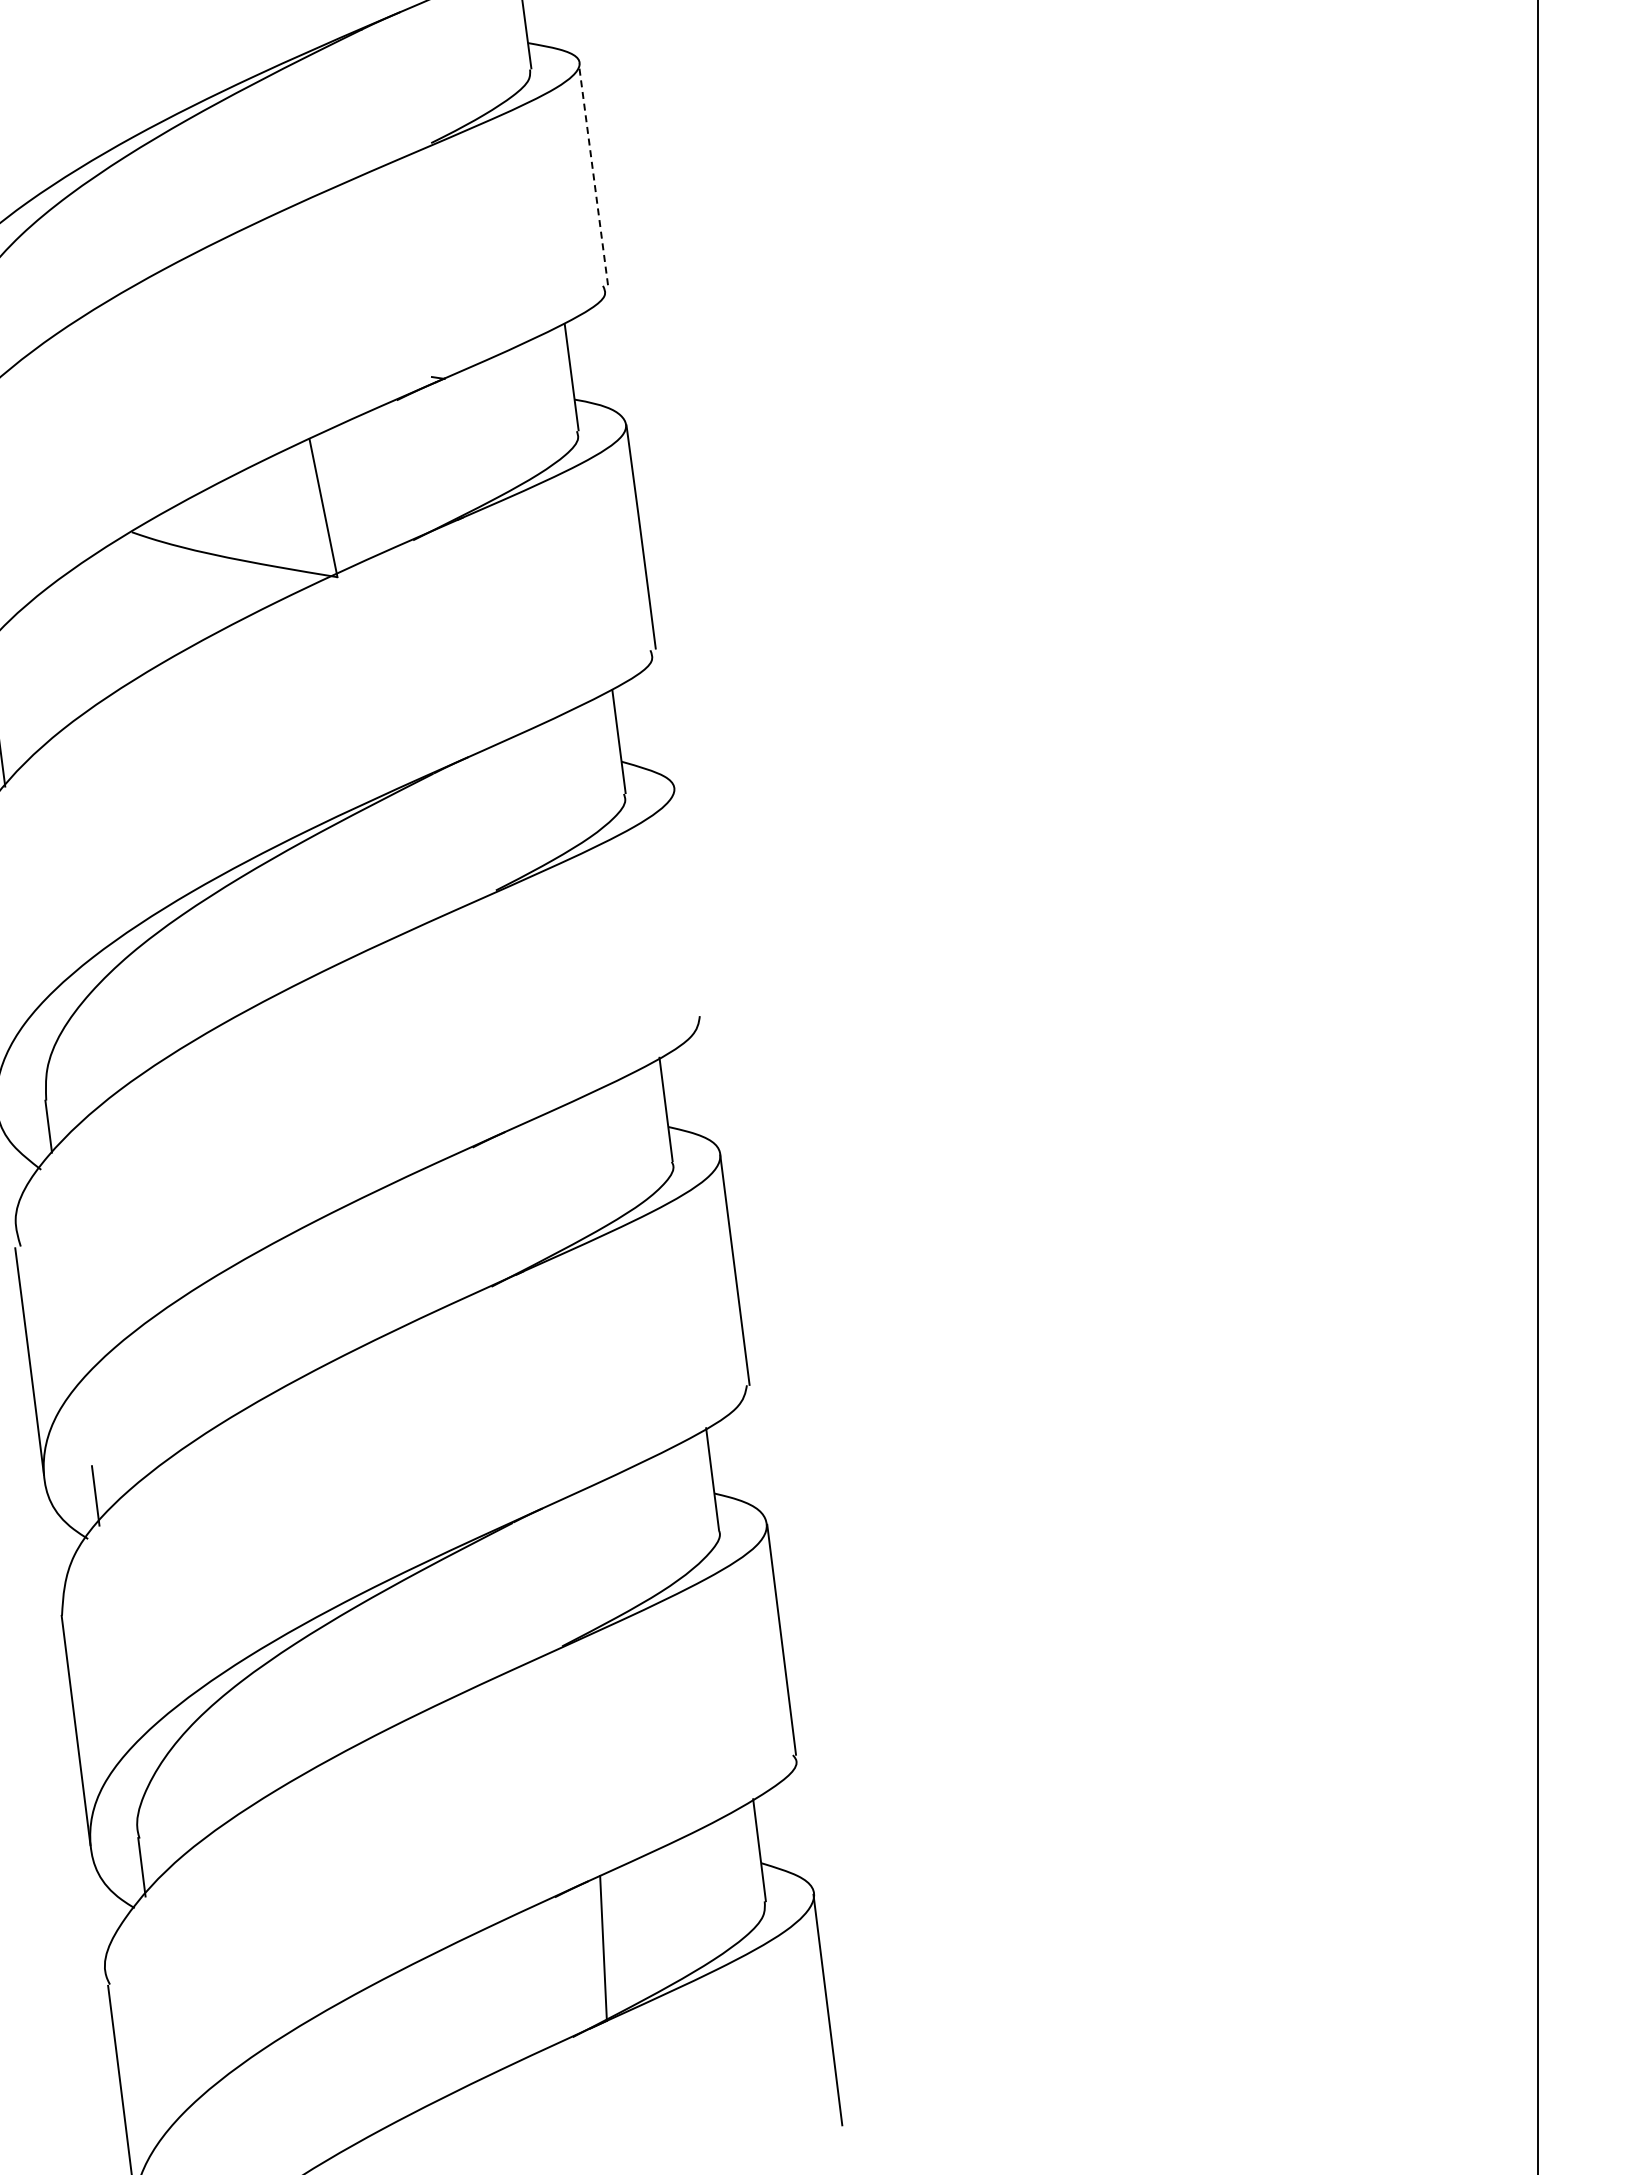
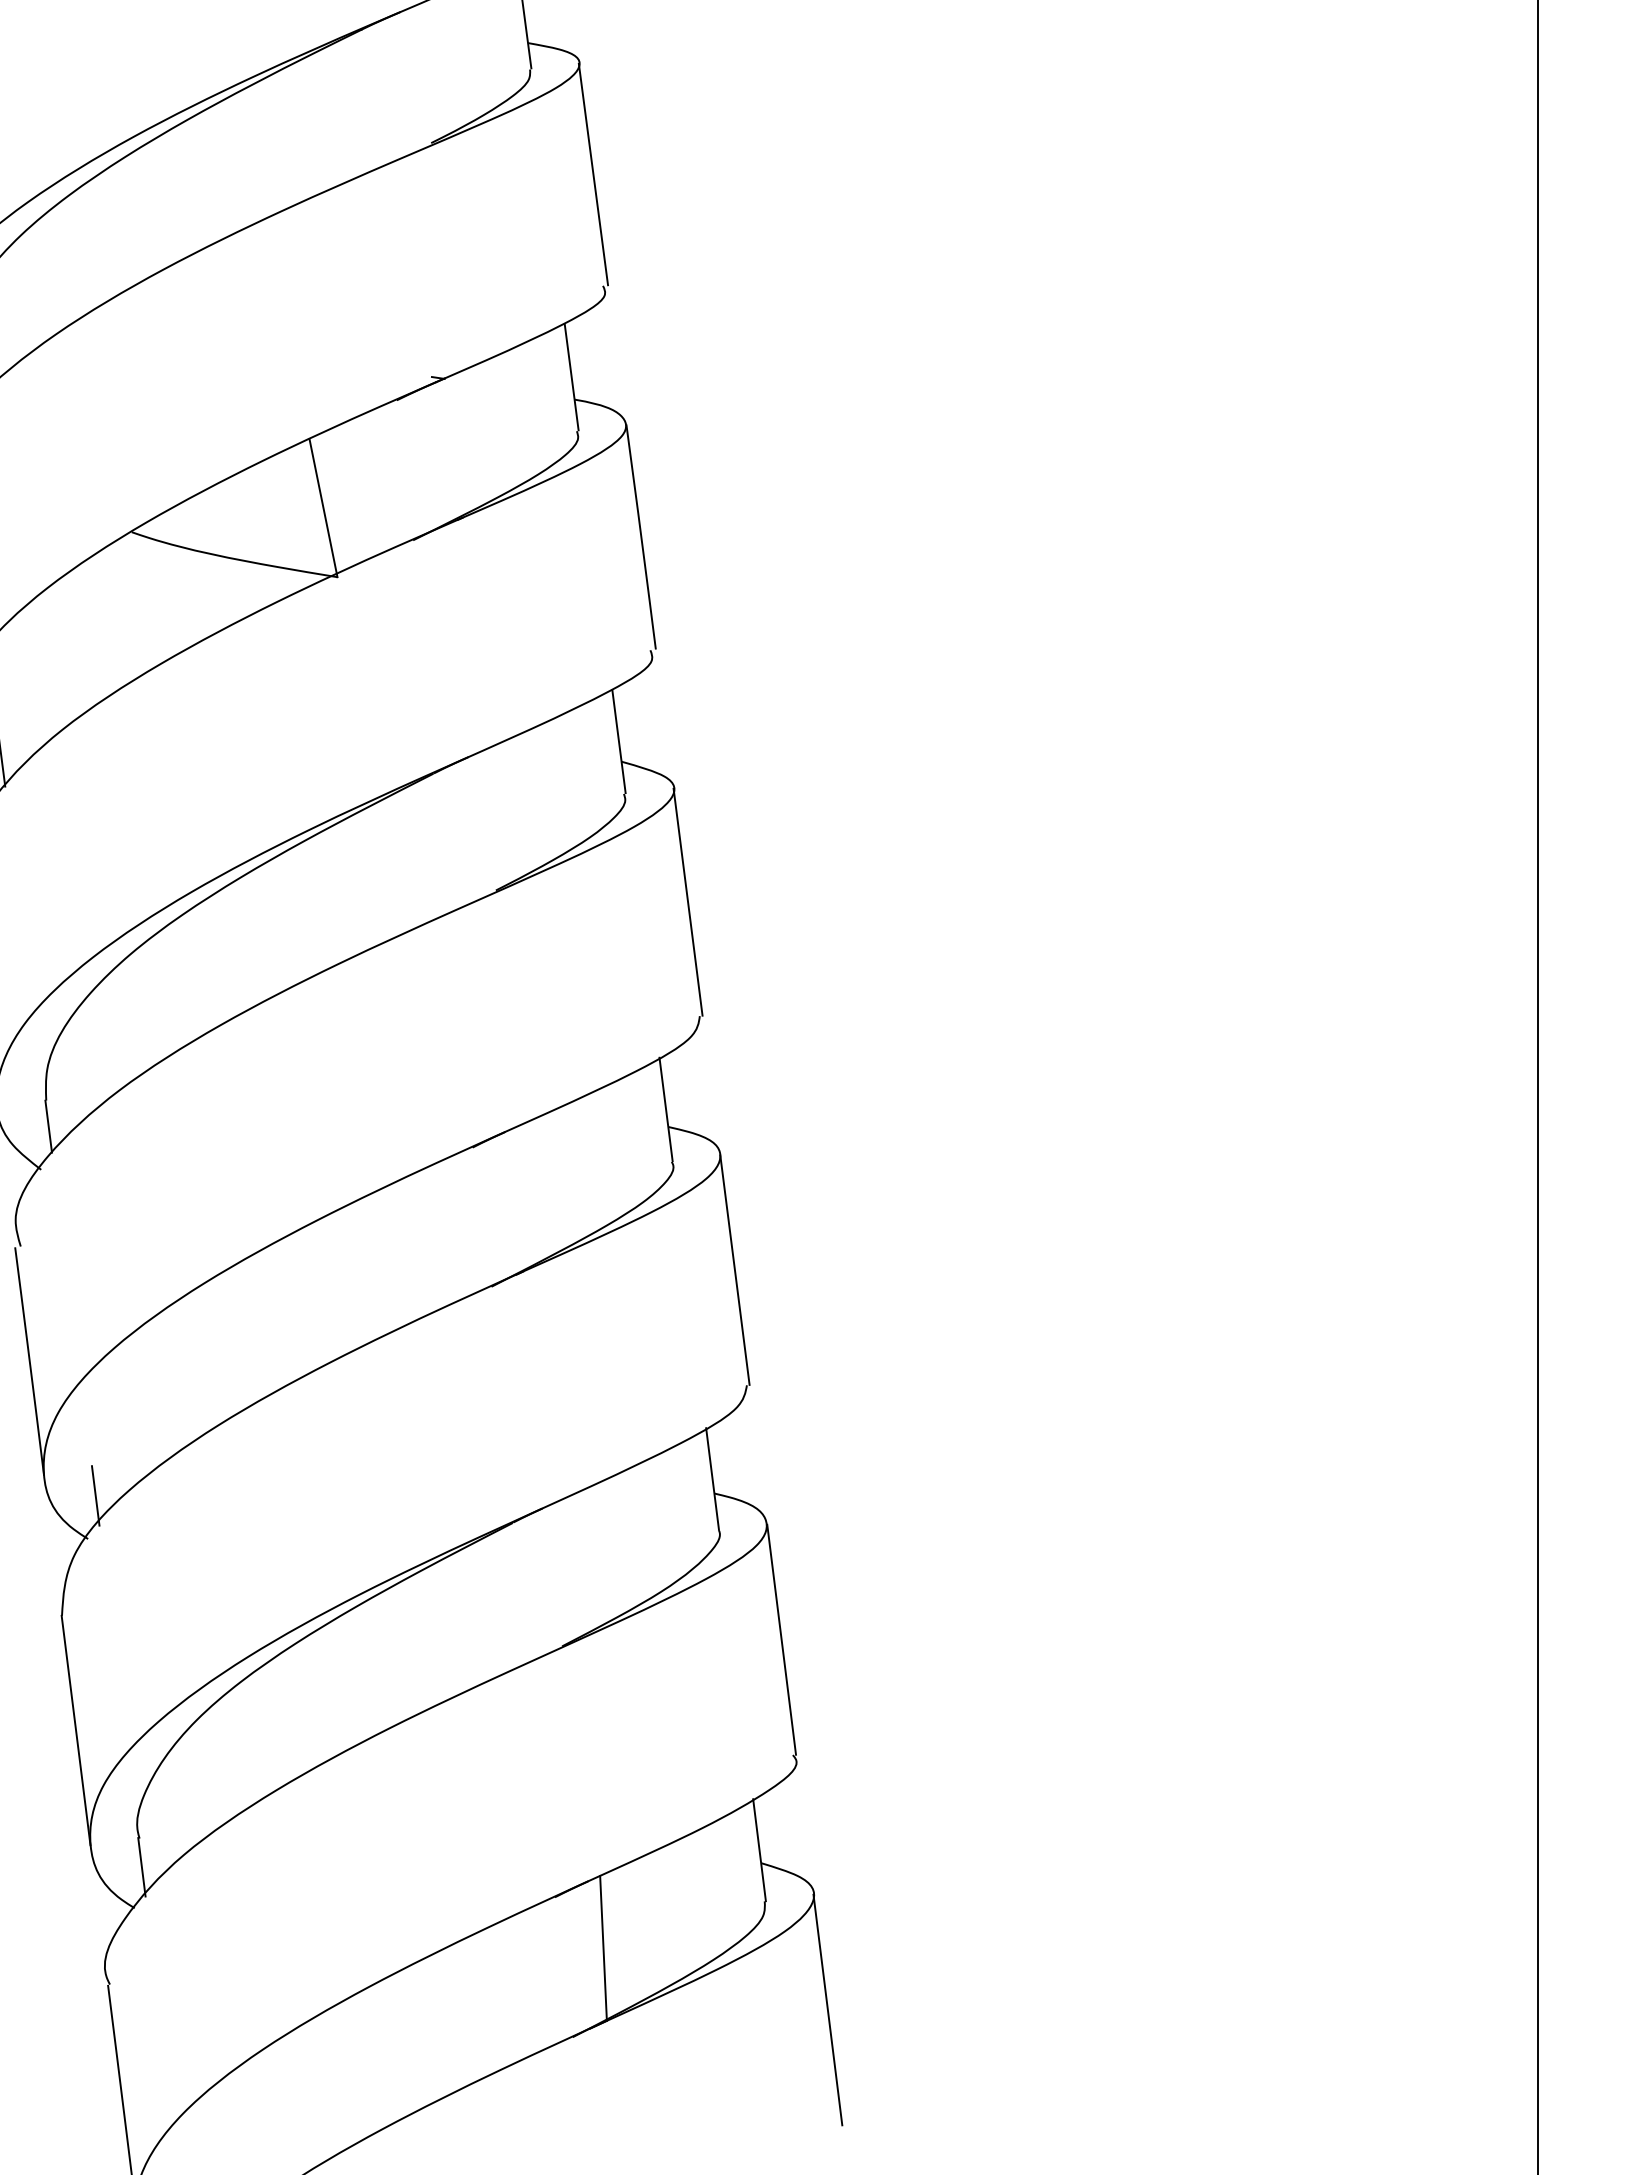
line: dashed -> solid (593, 174)
line: none -> present (687, 901)
